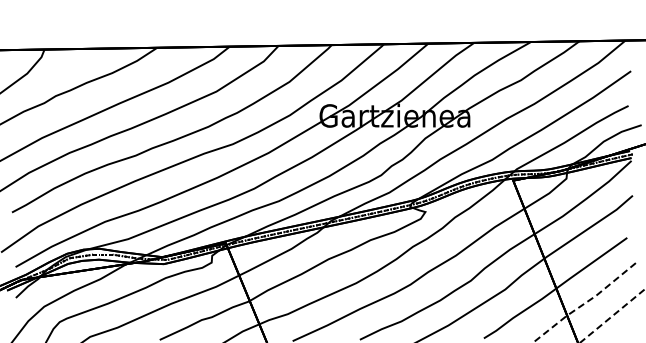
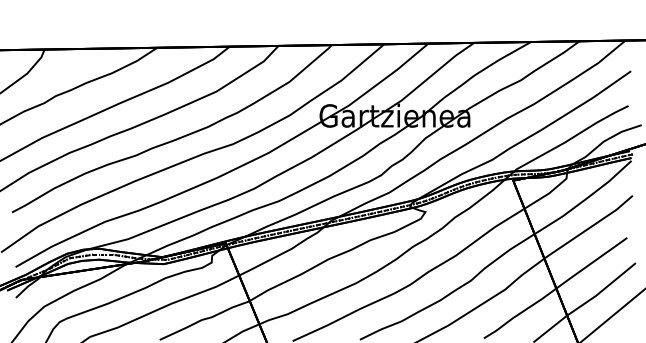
line: dashed -> solid (584, 303)
line: dashed -> solid (612, 316)
